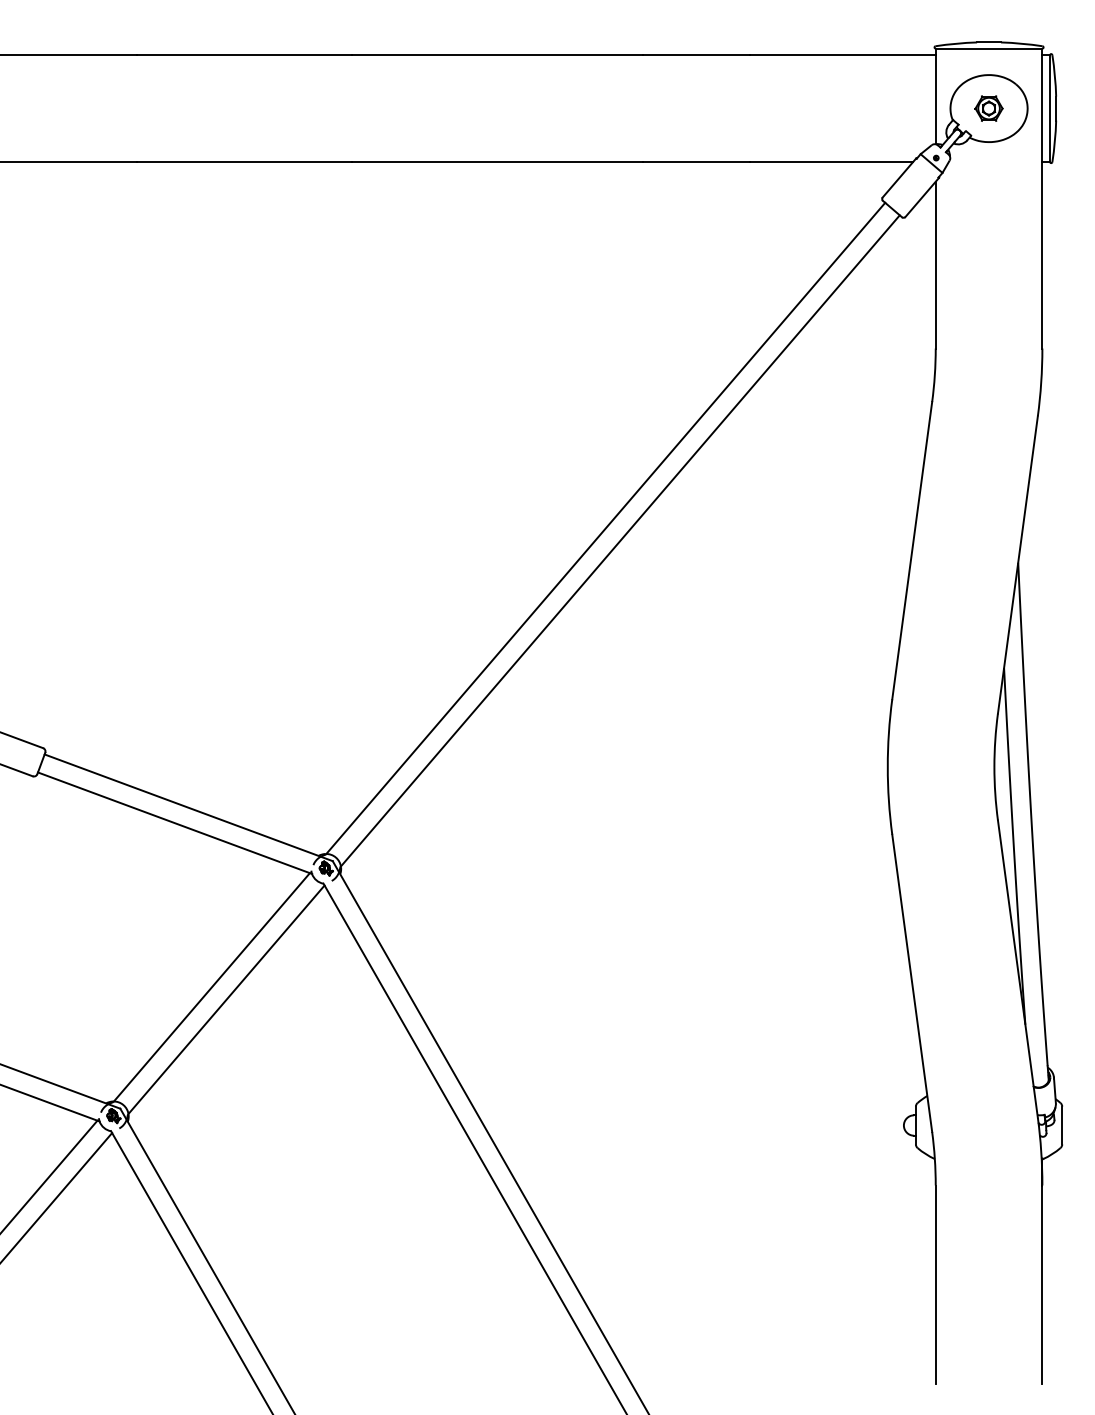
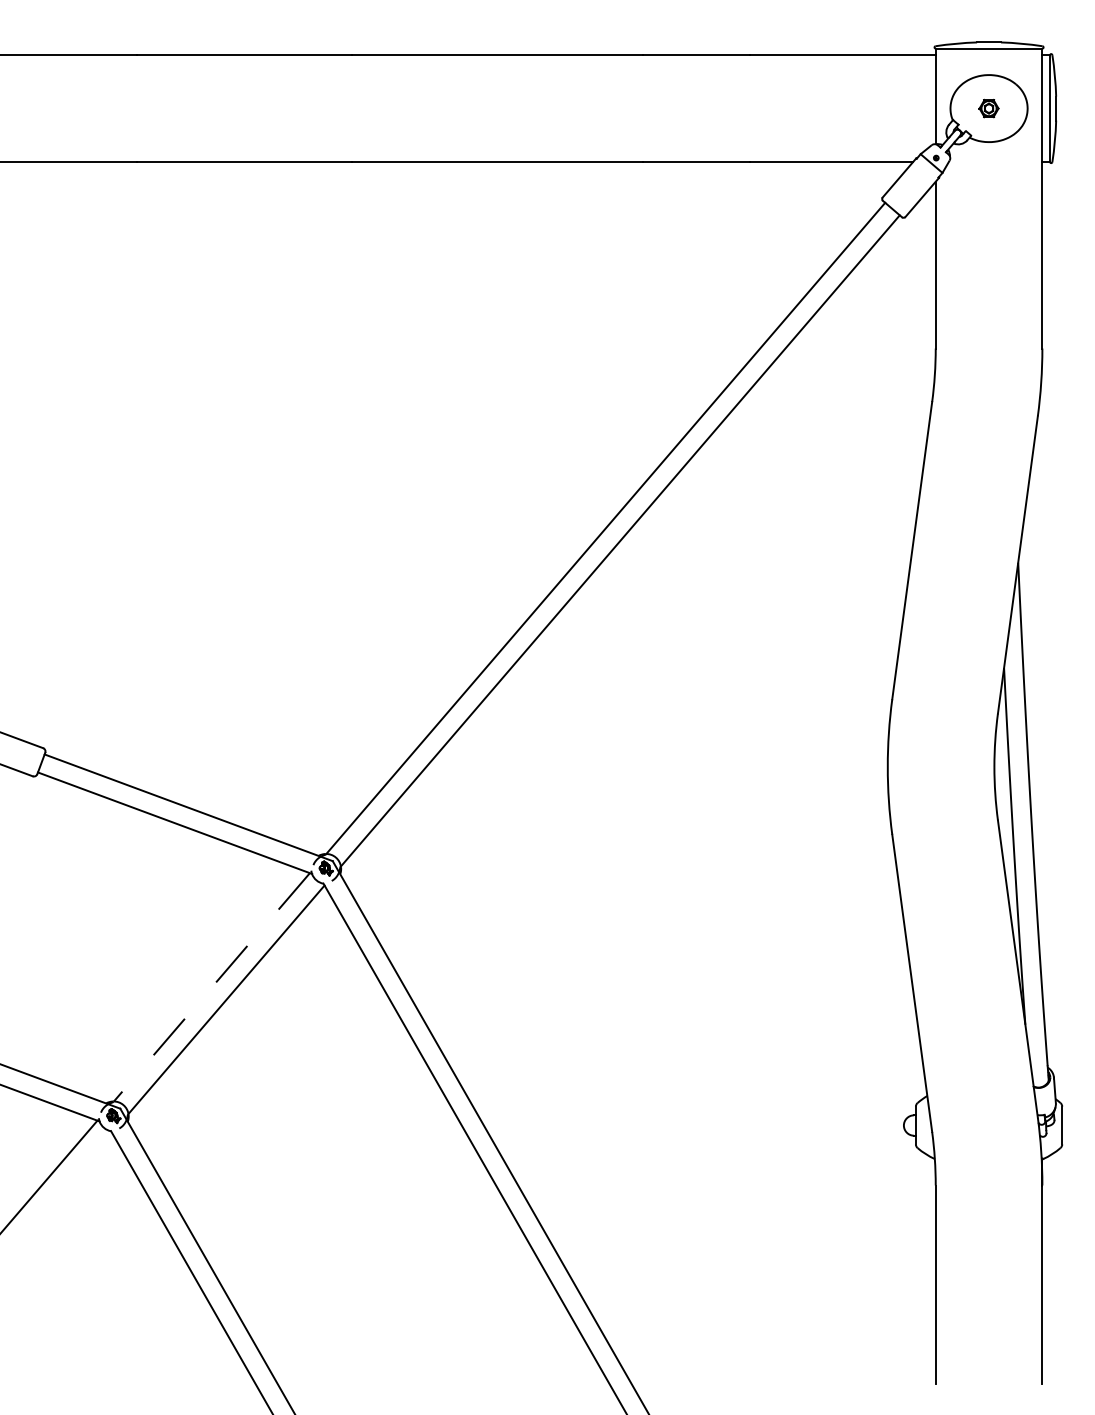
part size: 30x27 px -> 22x21 px (988, 108)
line: solid -> dashed (211, 987)
line: present -> none (57, 1197)
